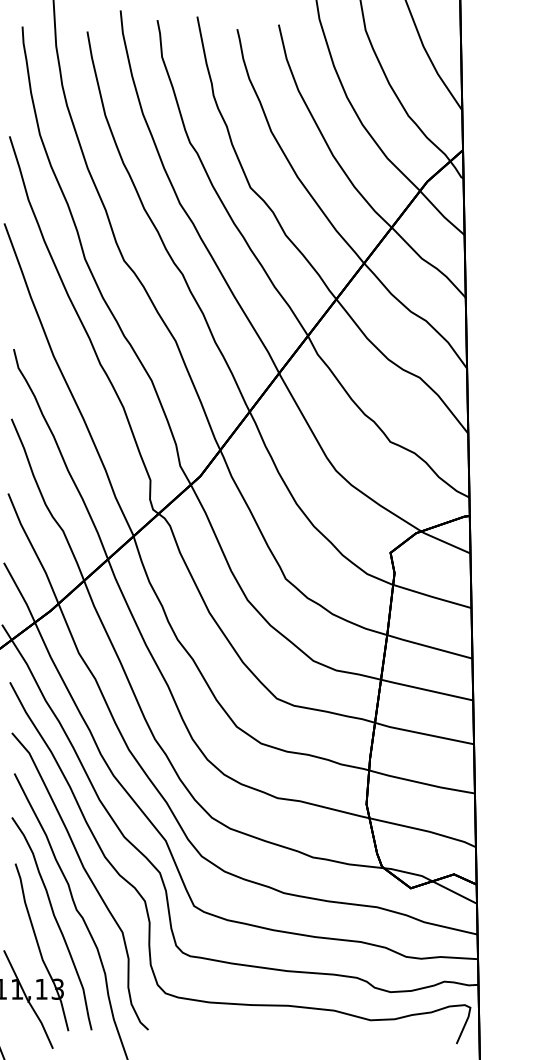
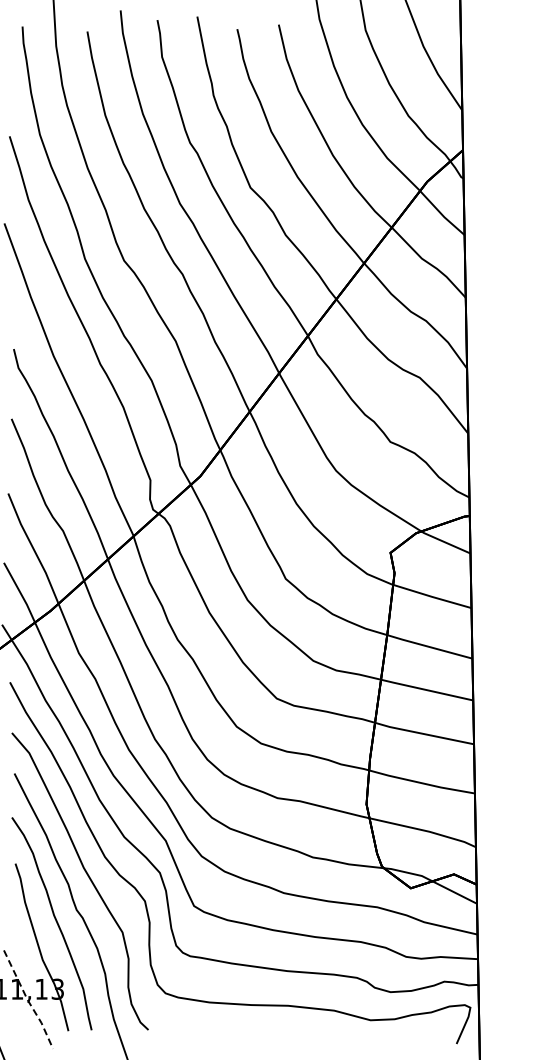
line: solid -> dashed (28, 1000)
